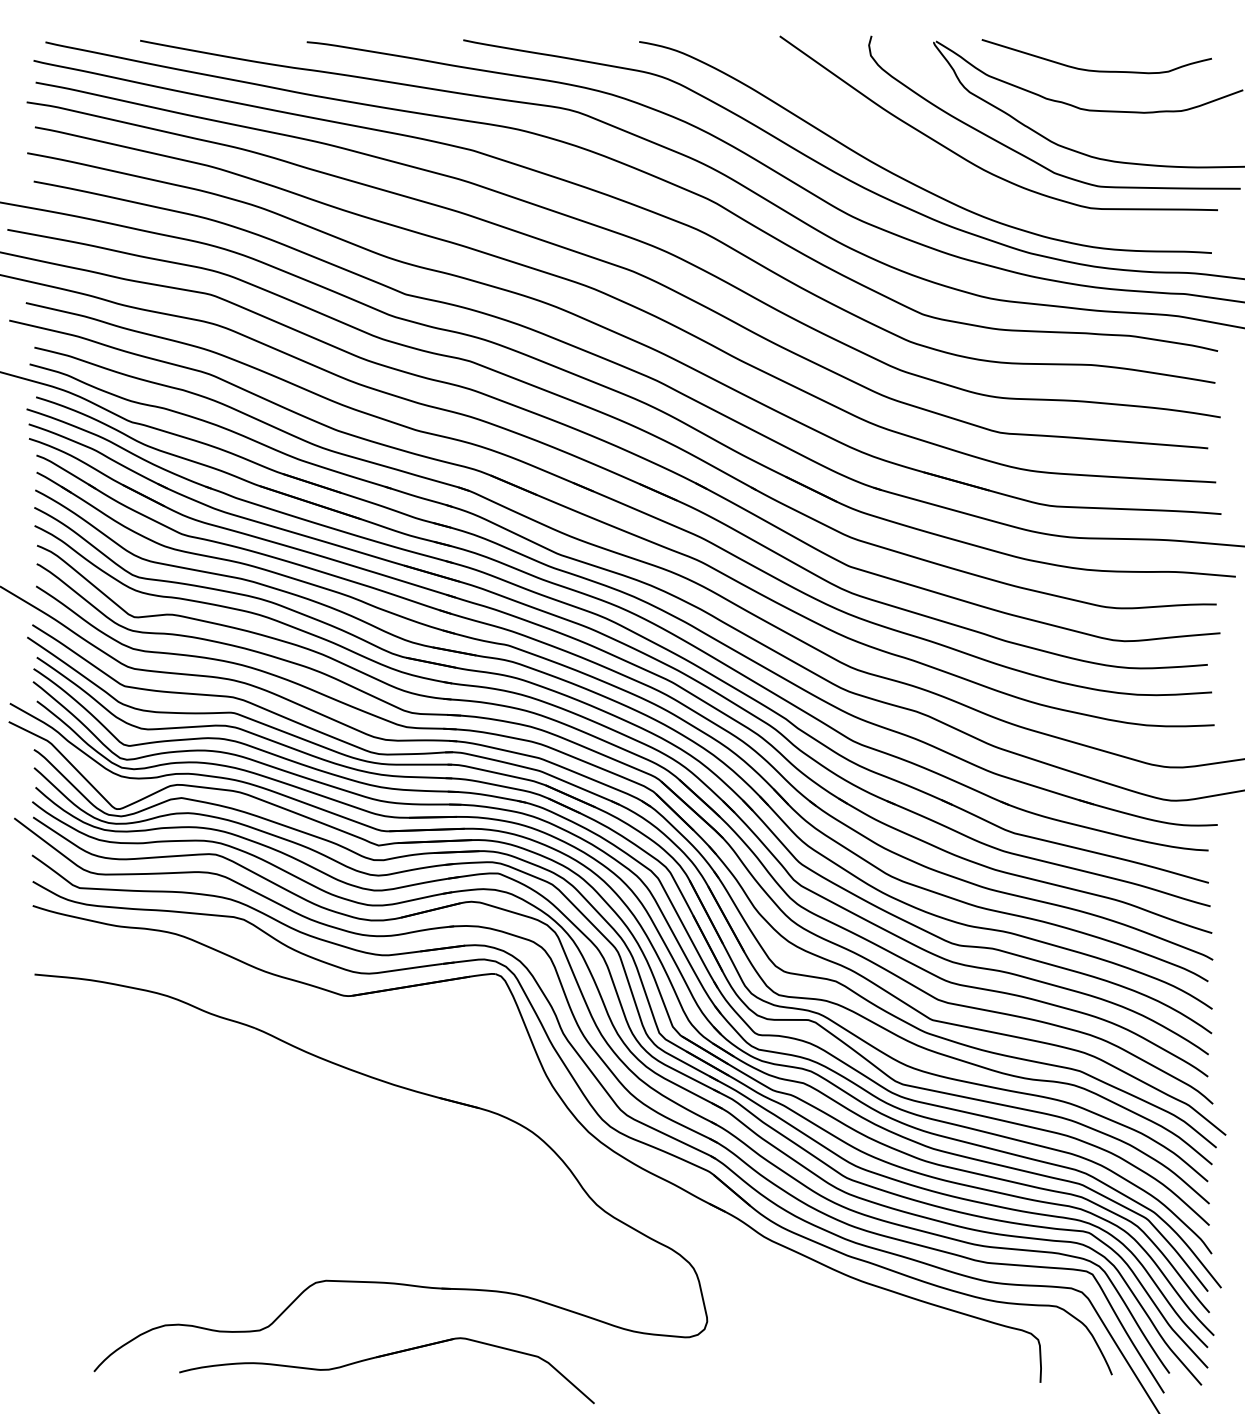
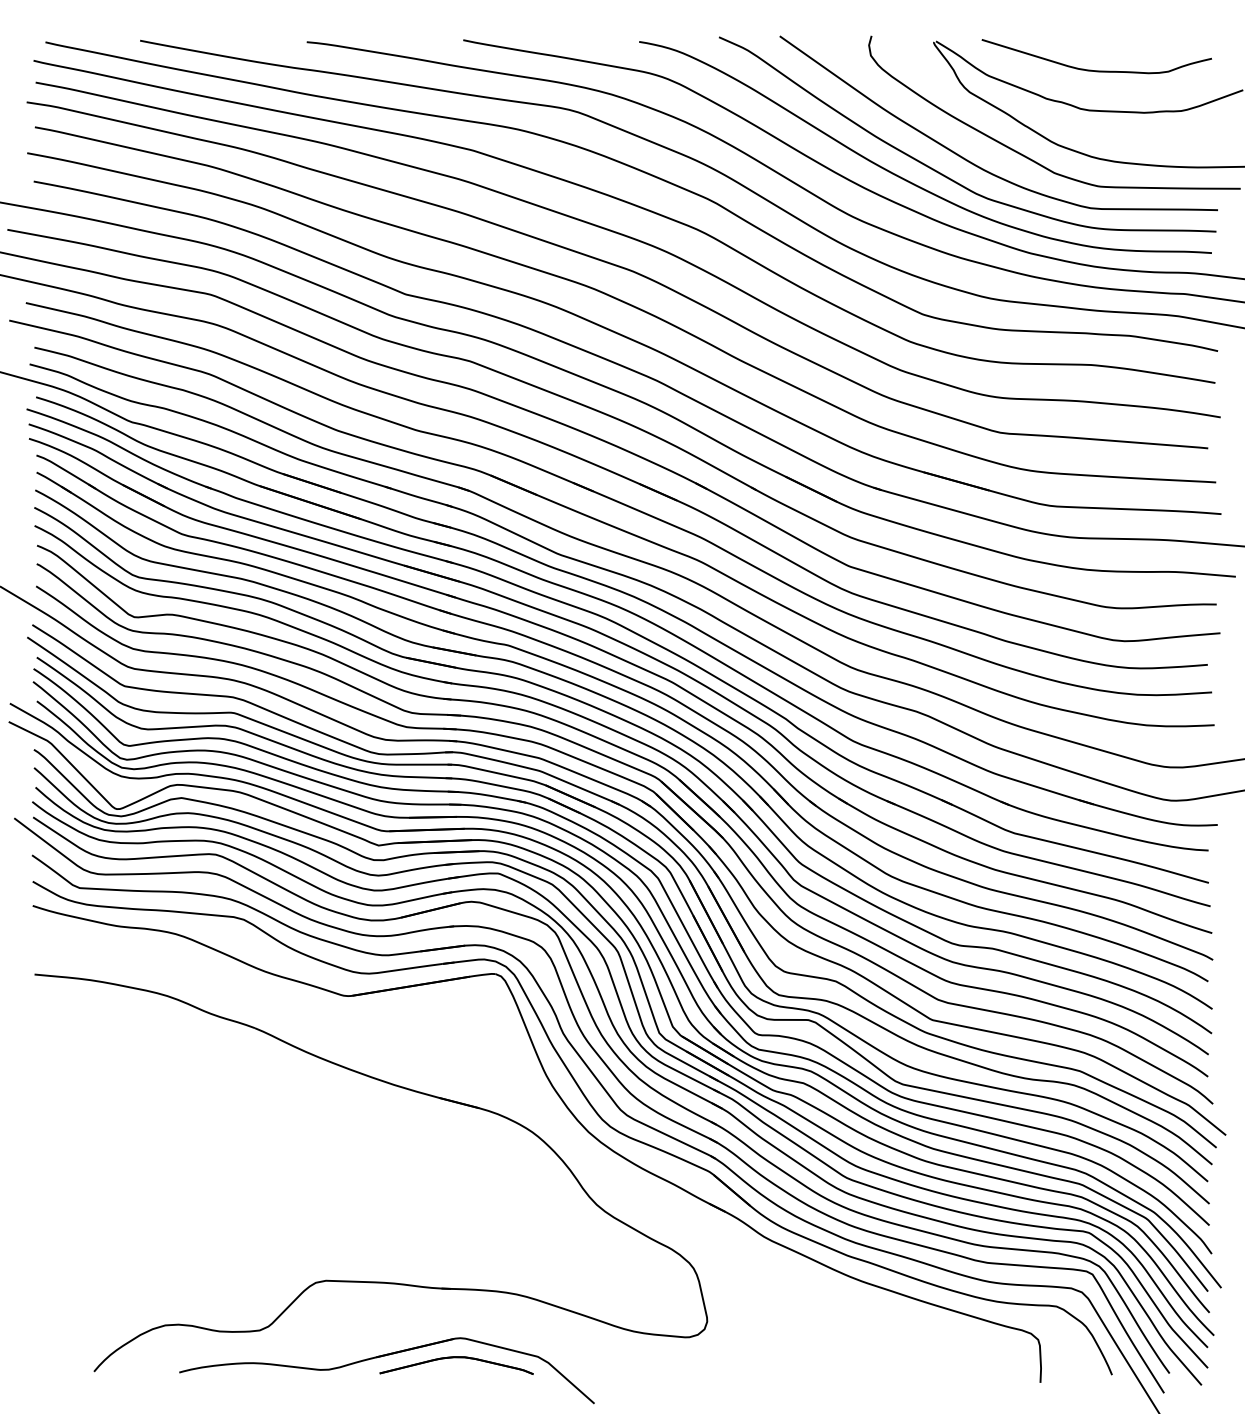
curve: none -> present (944, 174)
part: none -> present (456, 1358)
